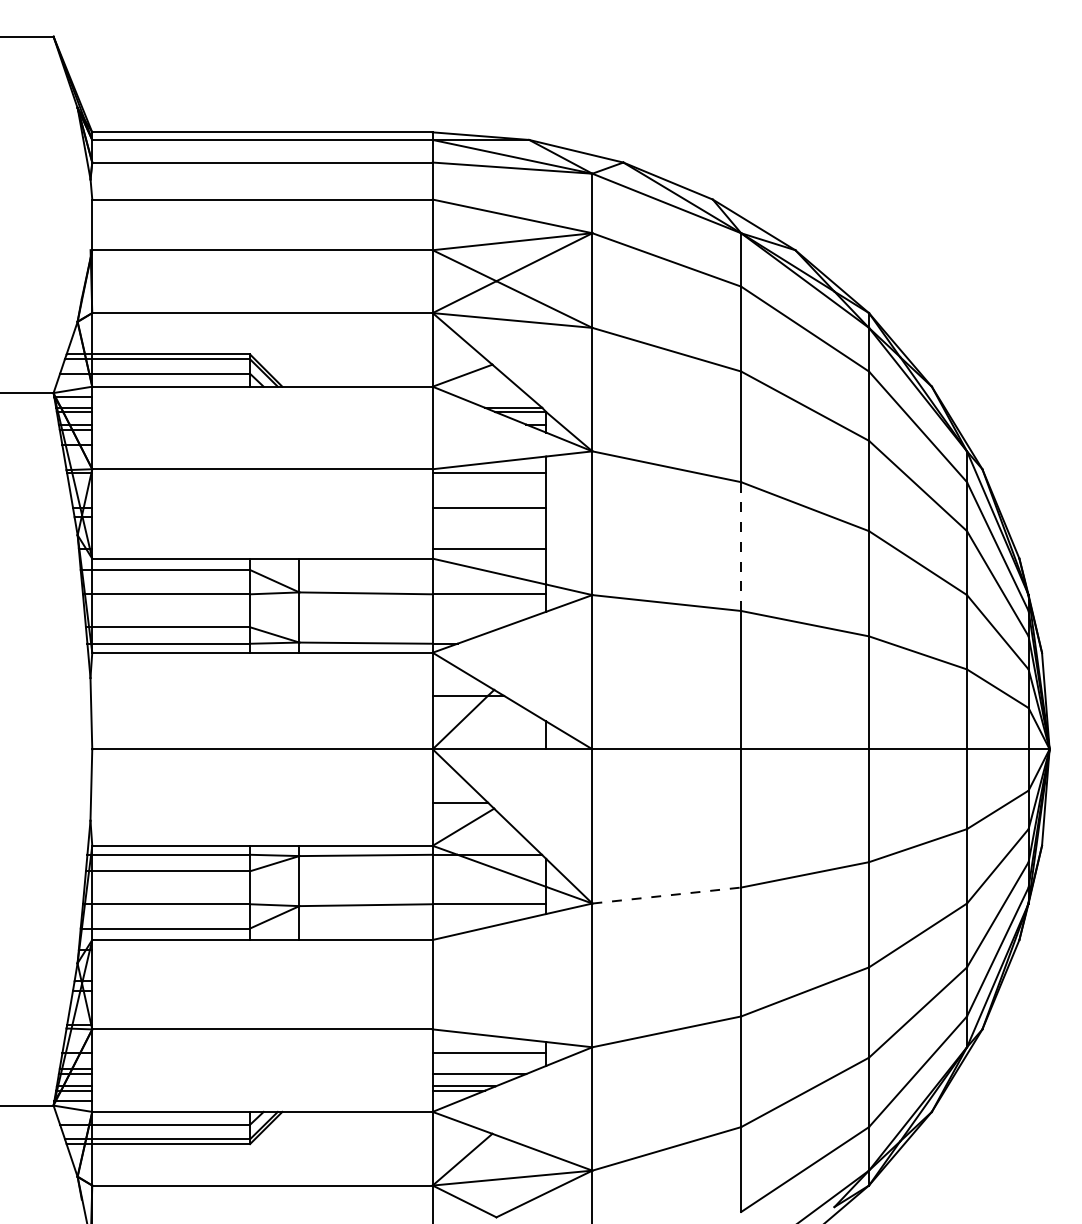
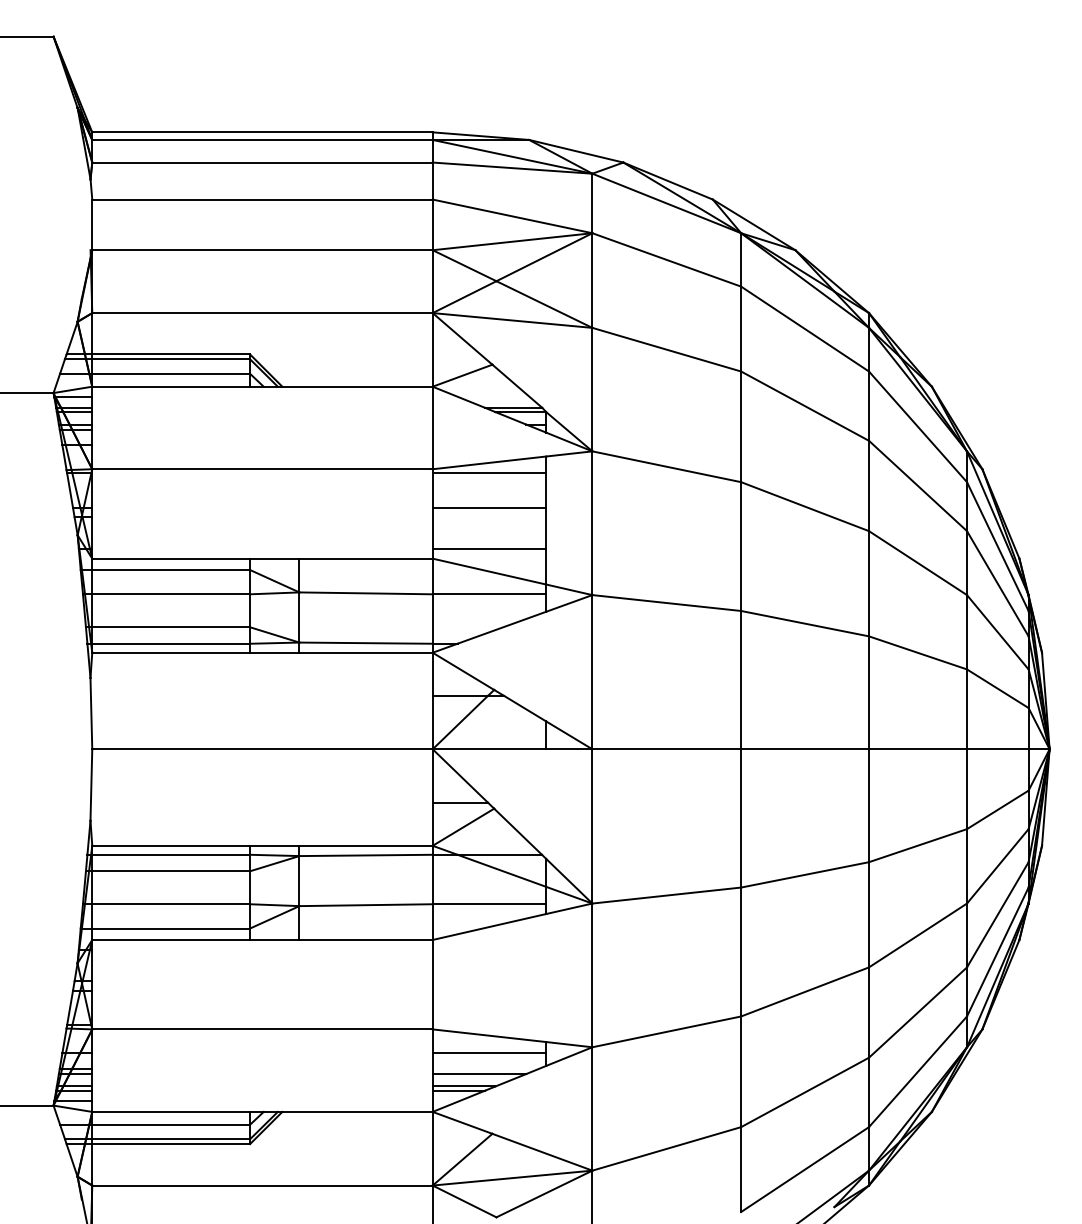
line: dashed -> solid (741, 546)
line: dashed -> solid (666, 895)
